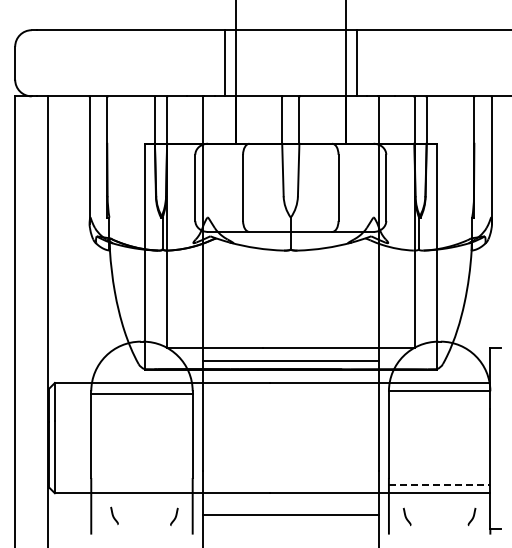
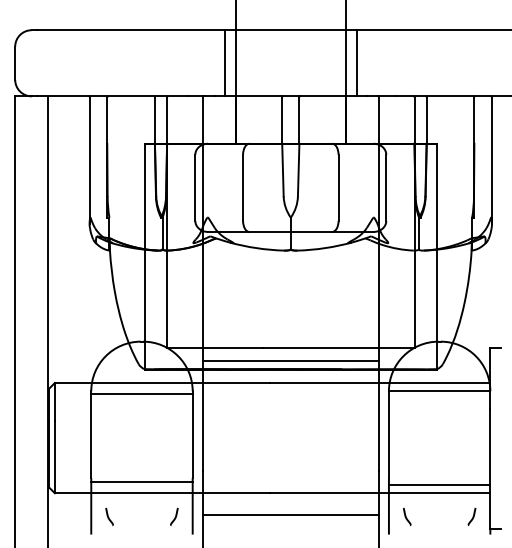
line: none -> present (141, 482)
line: dashed -> solid (439, 484)
curve position: (113, 515) -> (108, 516) (108, 516)
